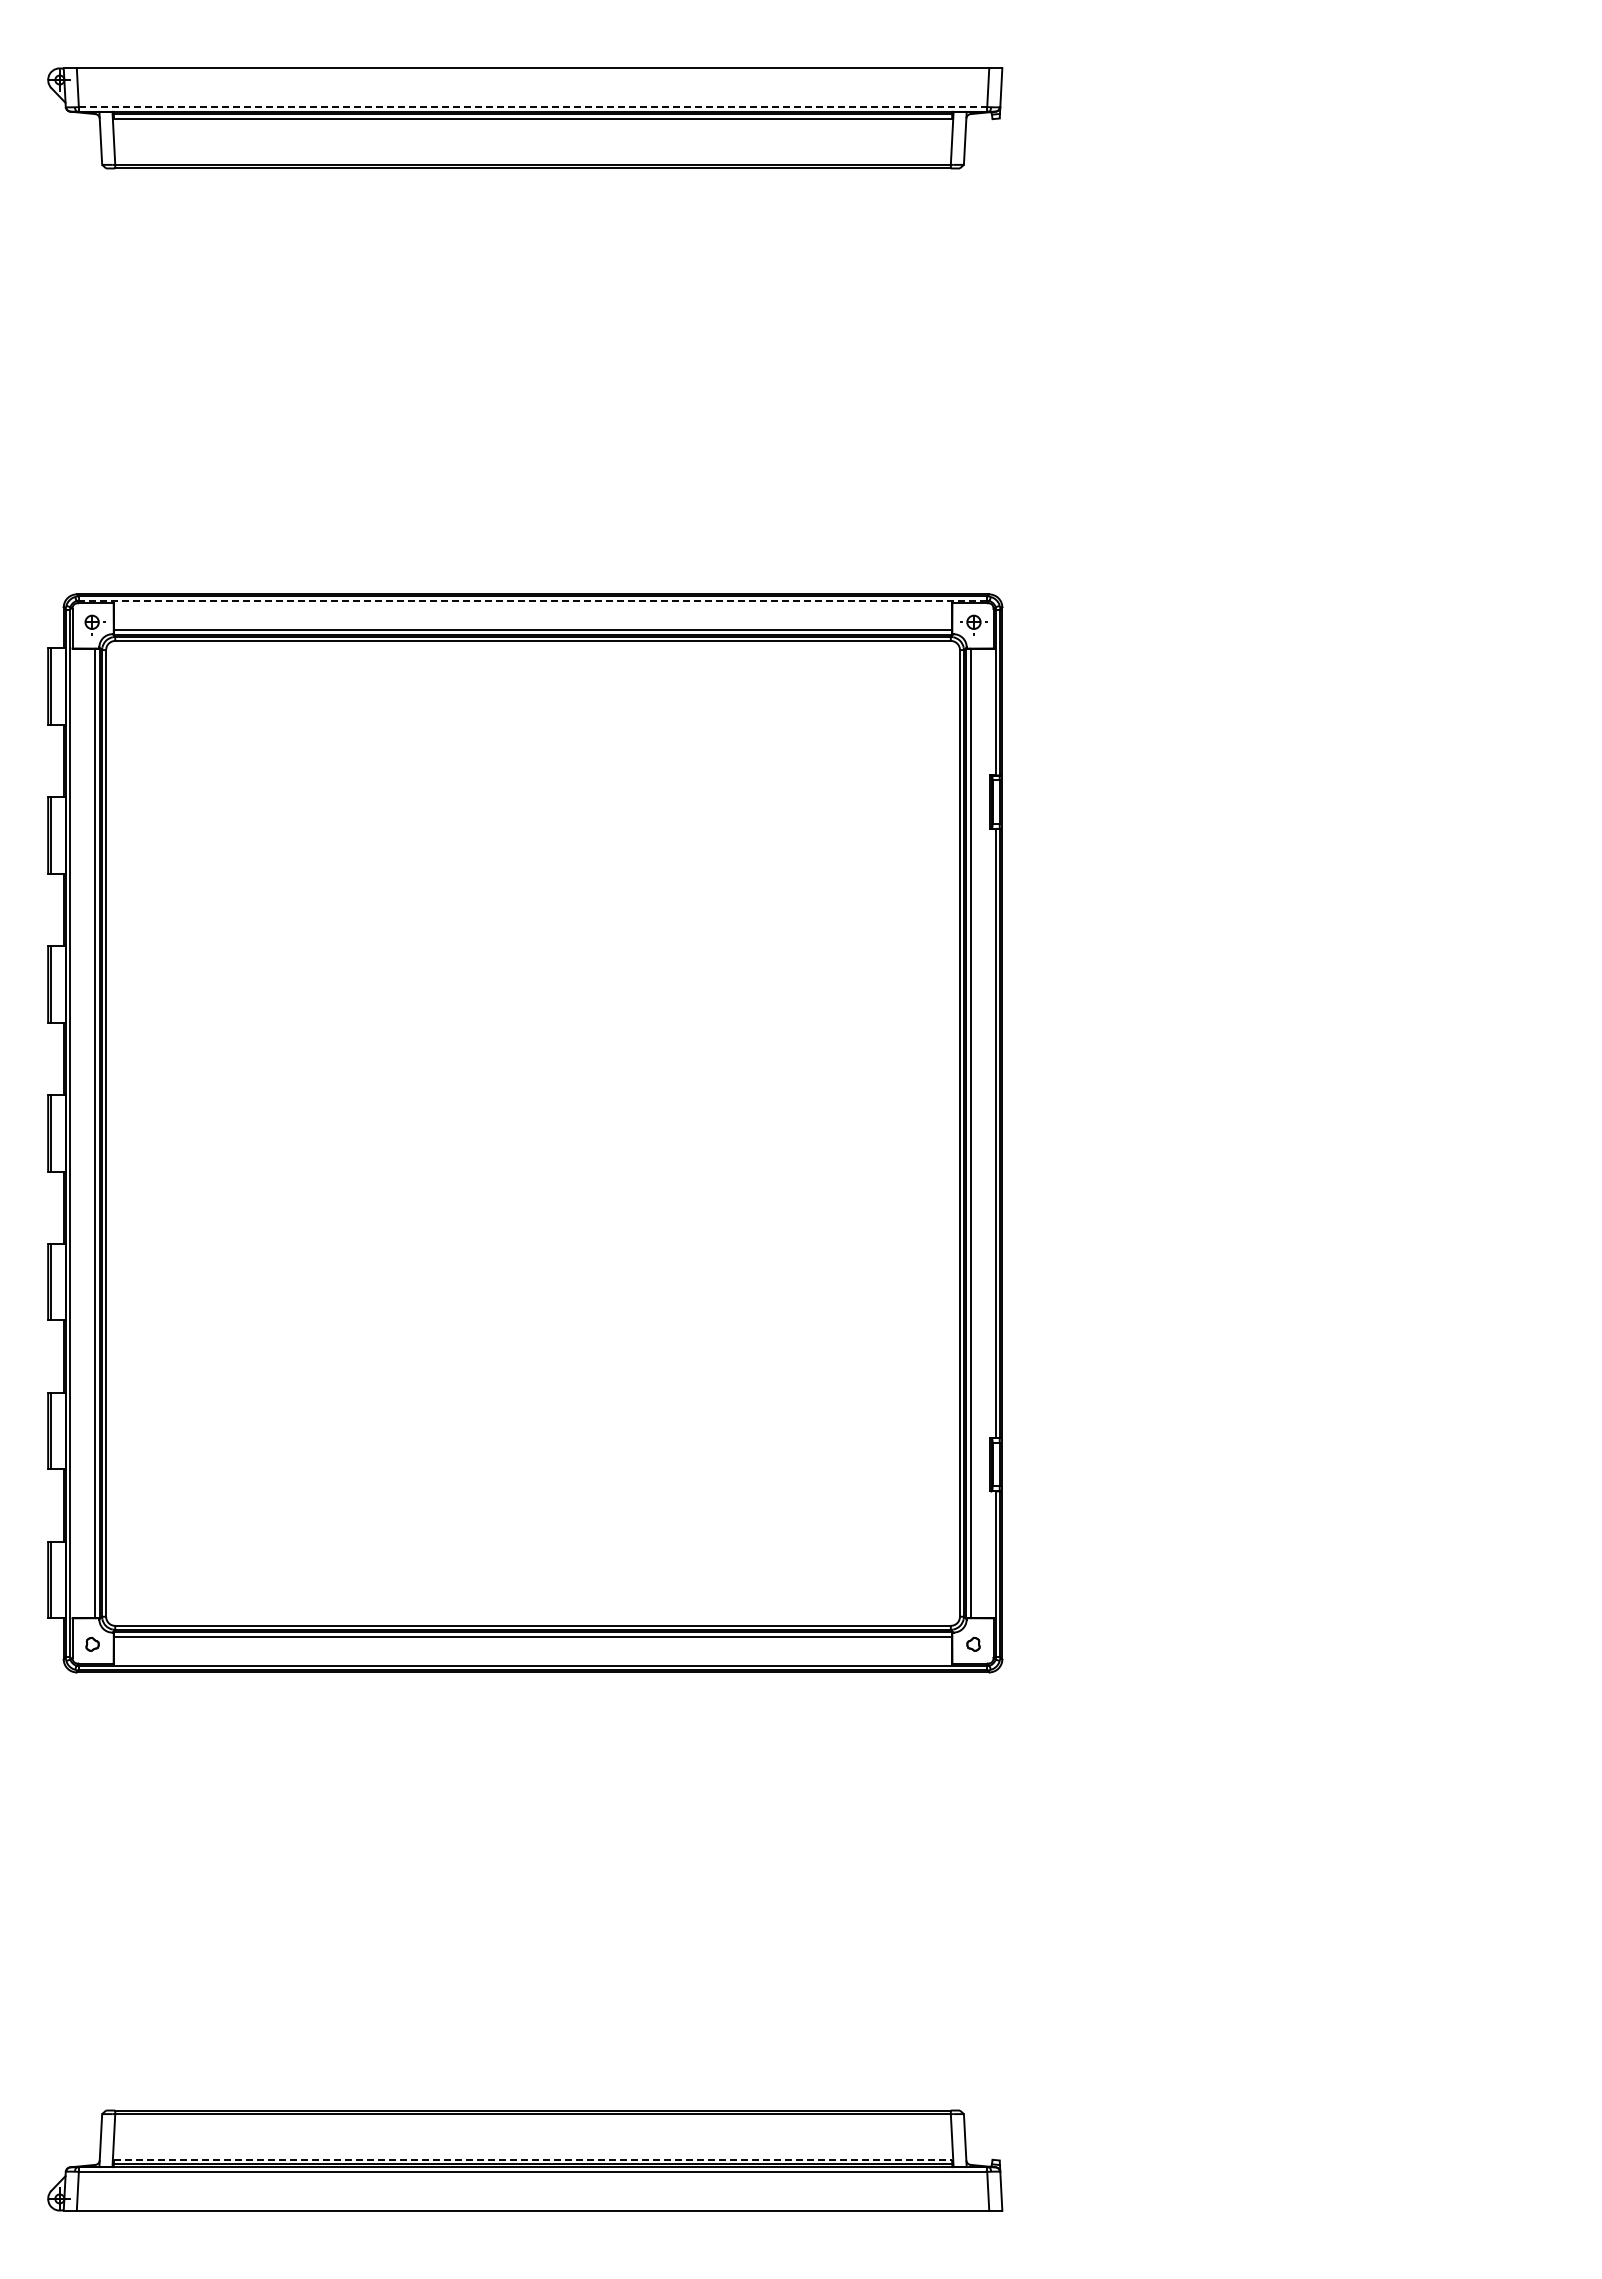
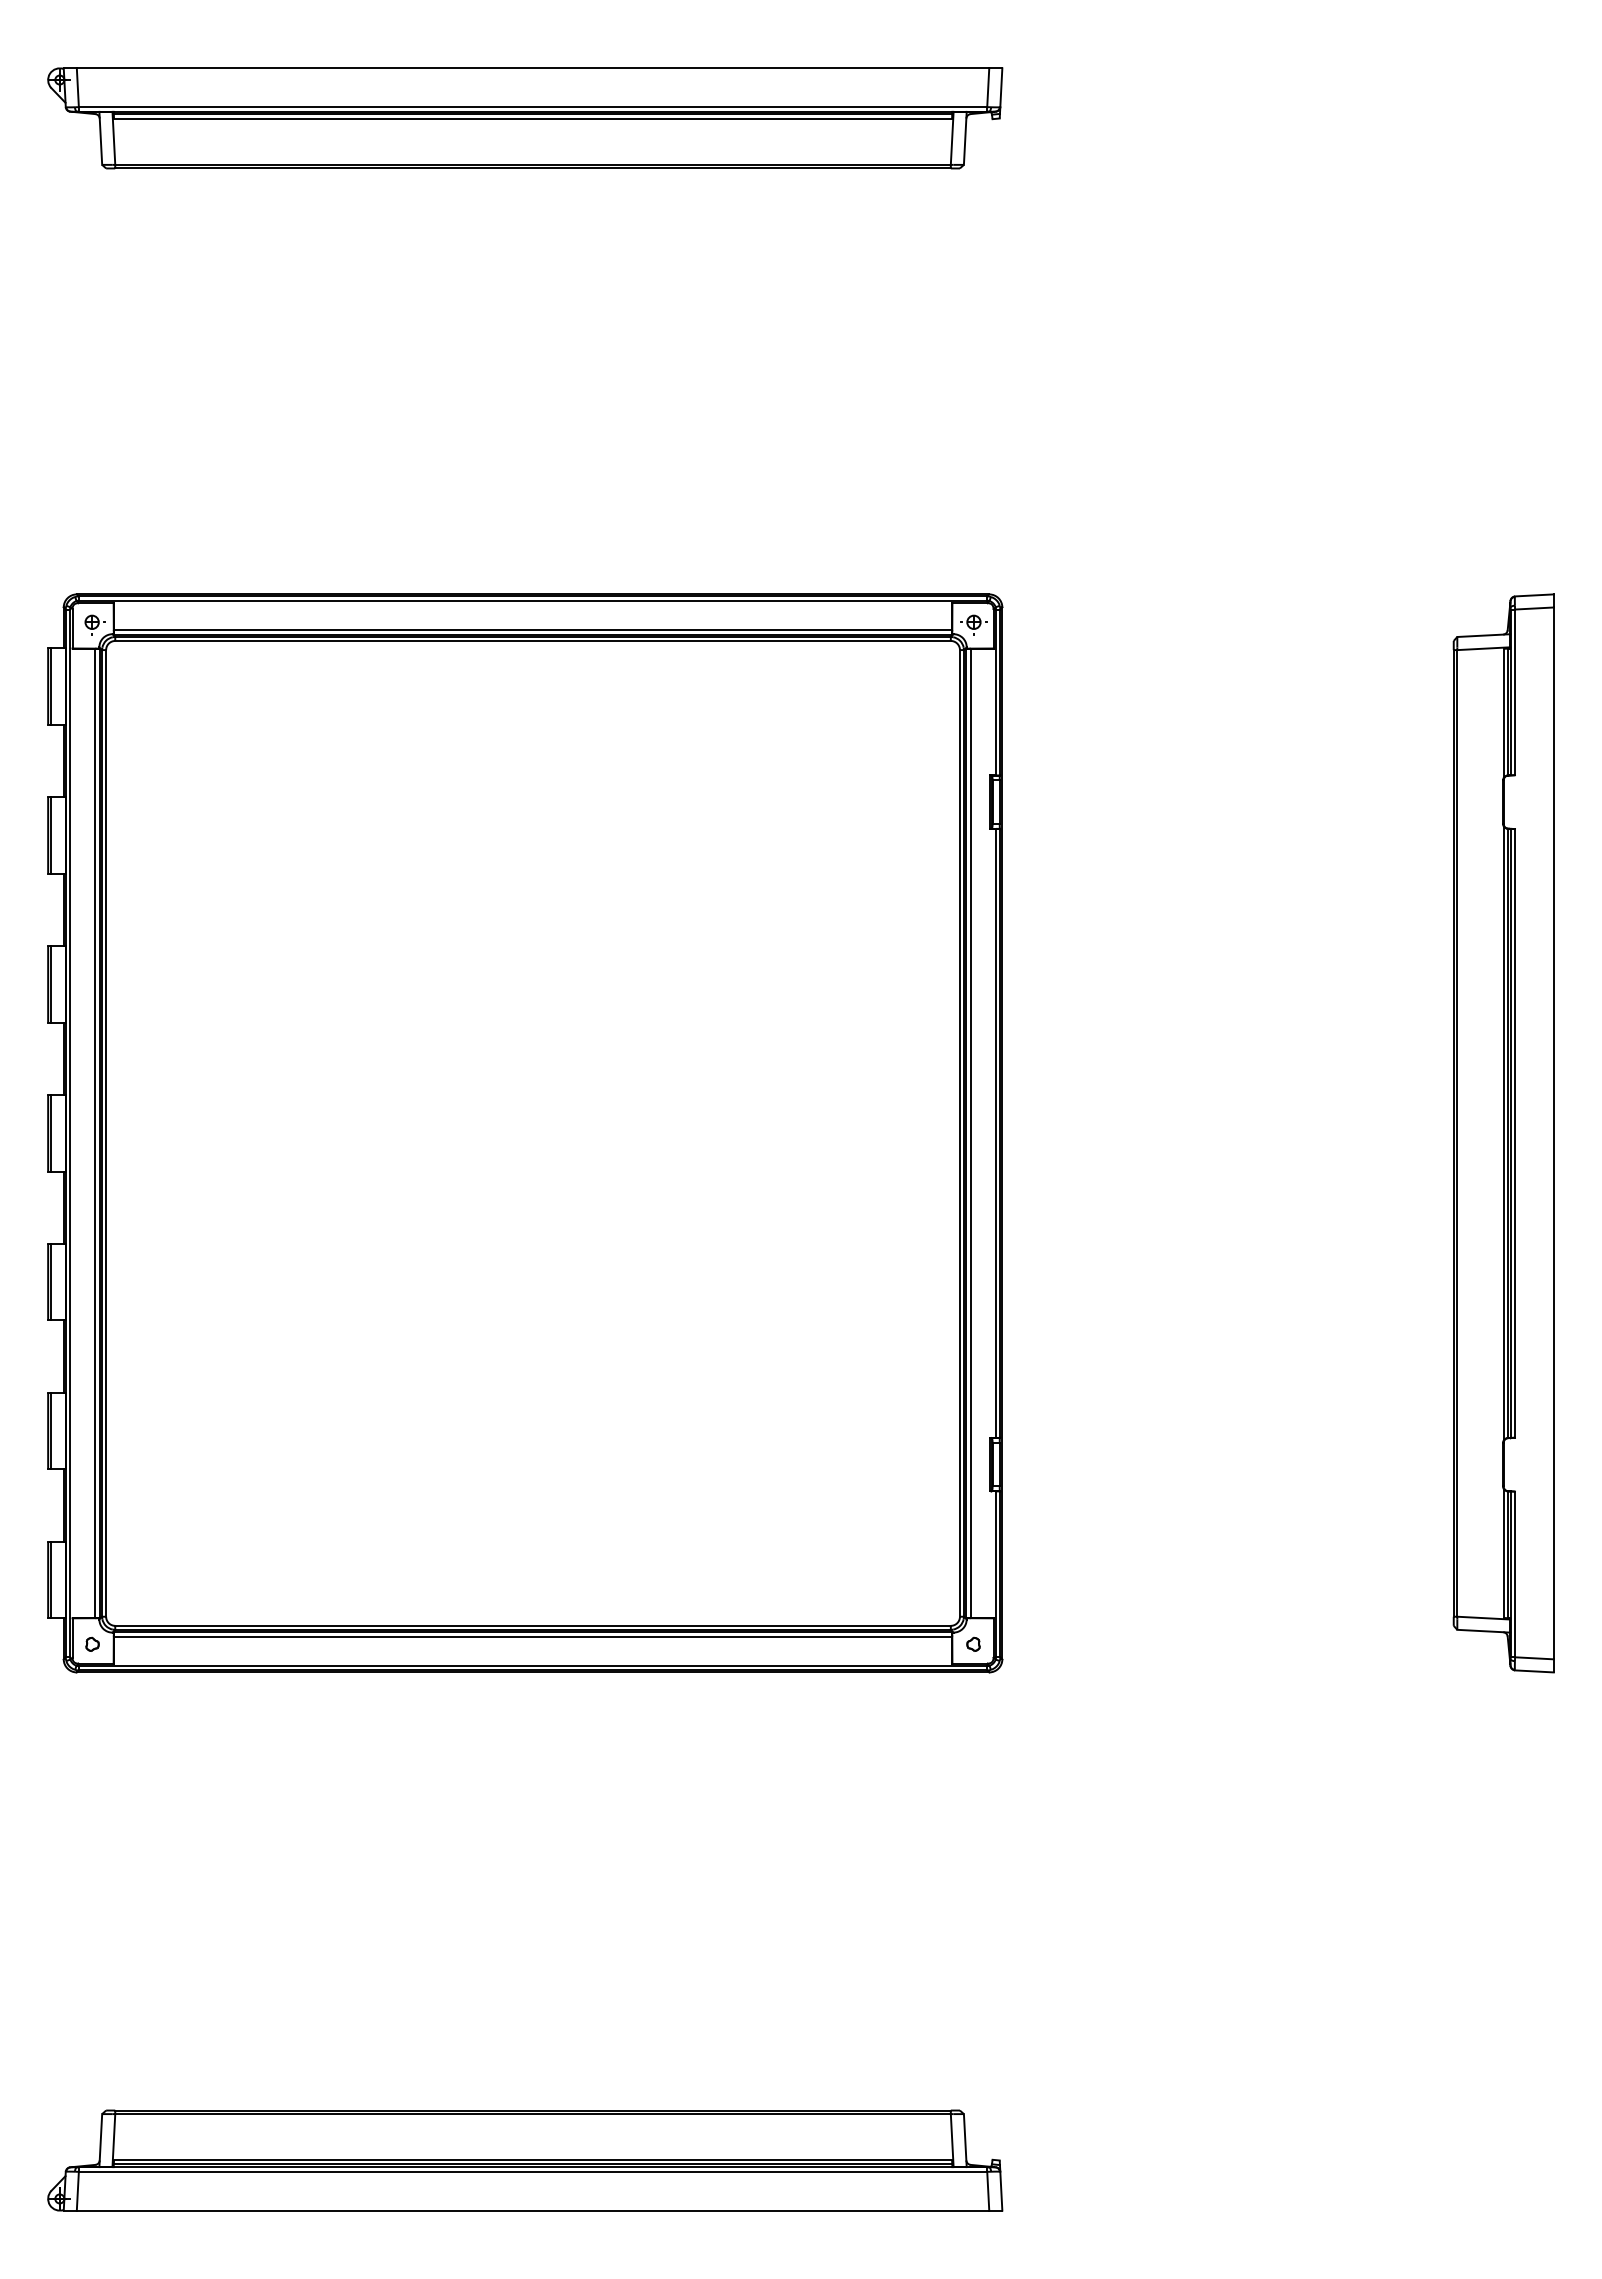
line: dashed -> solid (533, 107)
line: dashed -> solid (532, 600)
part: none -> present (1503, 1133)
line: dashed -> solid (533, 2159)
